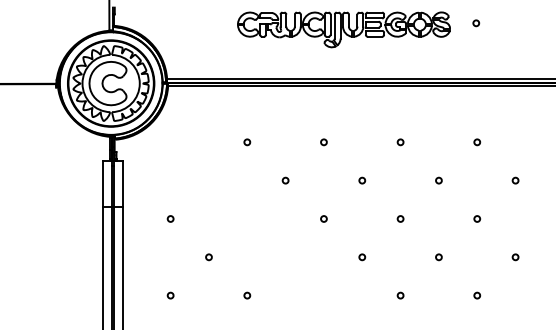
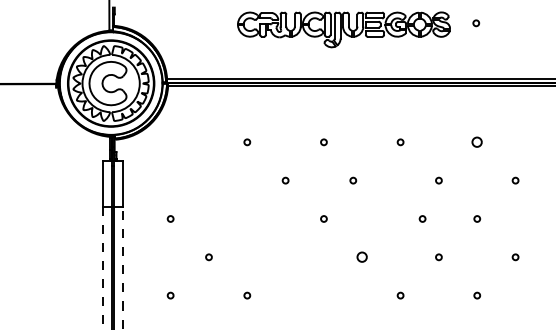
circle size: 9x9 px -> 12x12 px (476, 141)
circle position: (362, 180) -> (353, 180) (353, 180)
circle position: (400, 218) -> (422, 218) (422, 218)
circle size: 9x9 px -> 12x12 px (361, 256)
line: solid -> dashed (123, 267)
line: solid -> dashed (103, 268)
